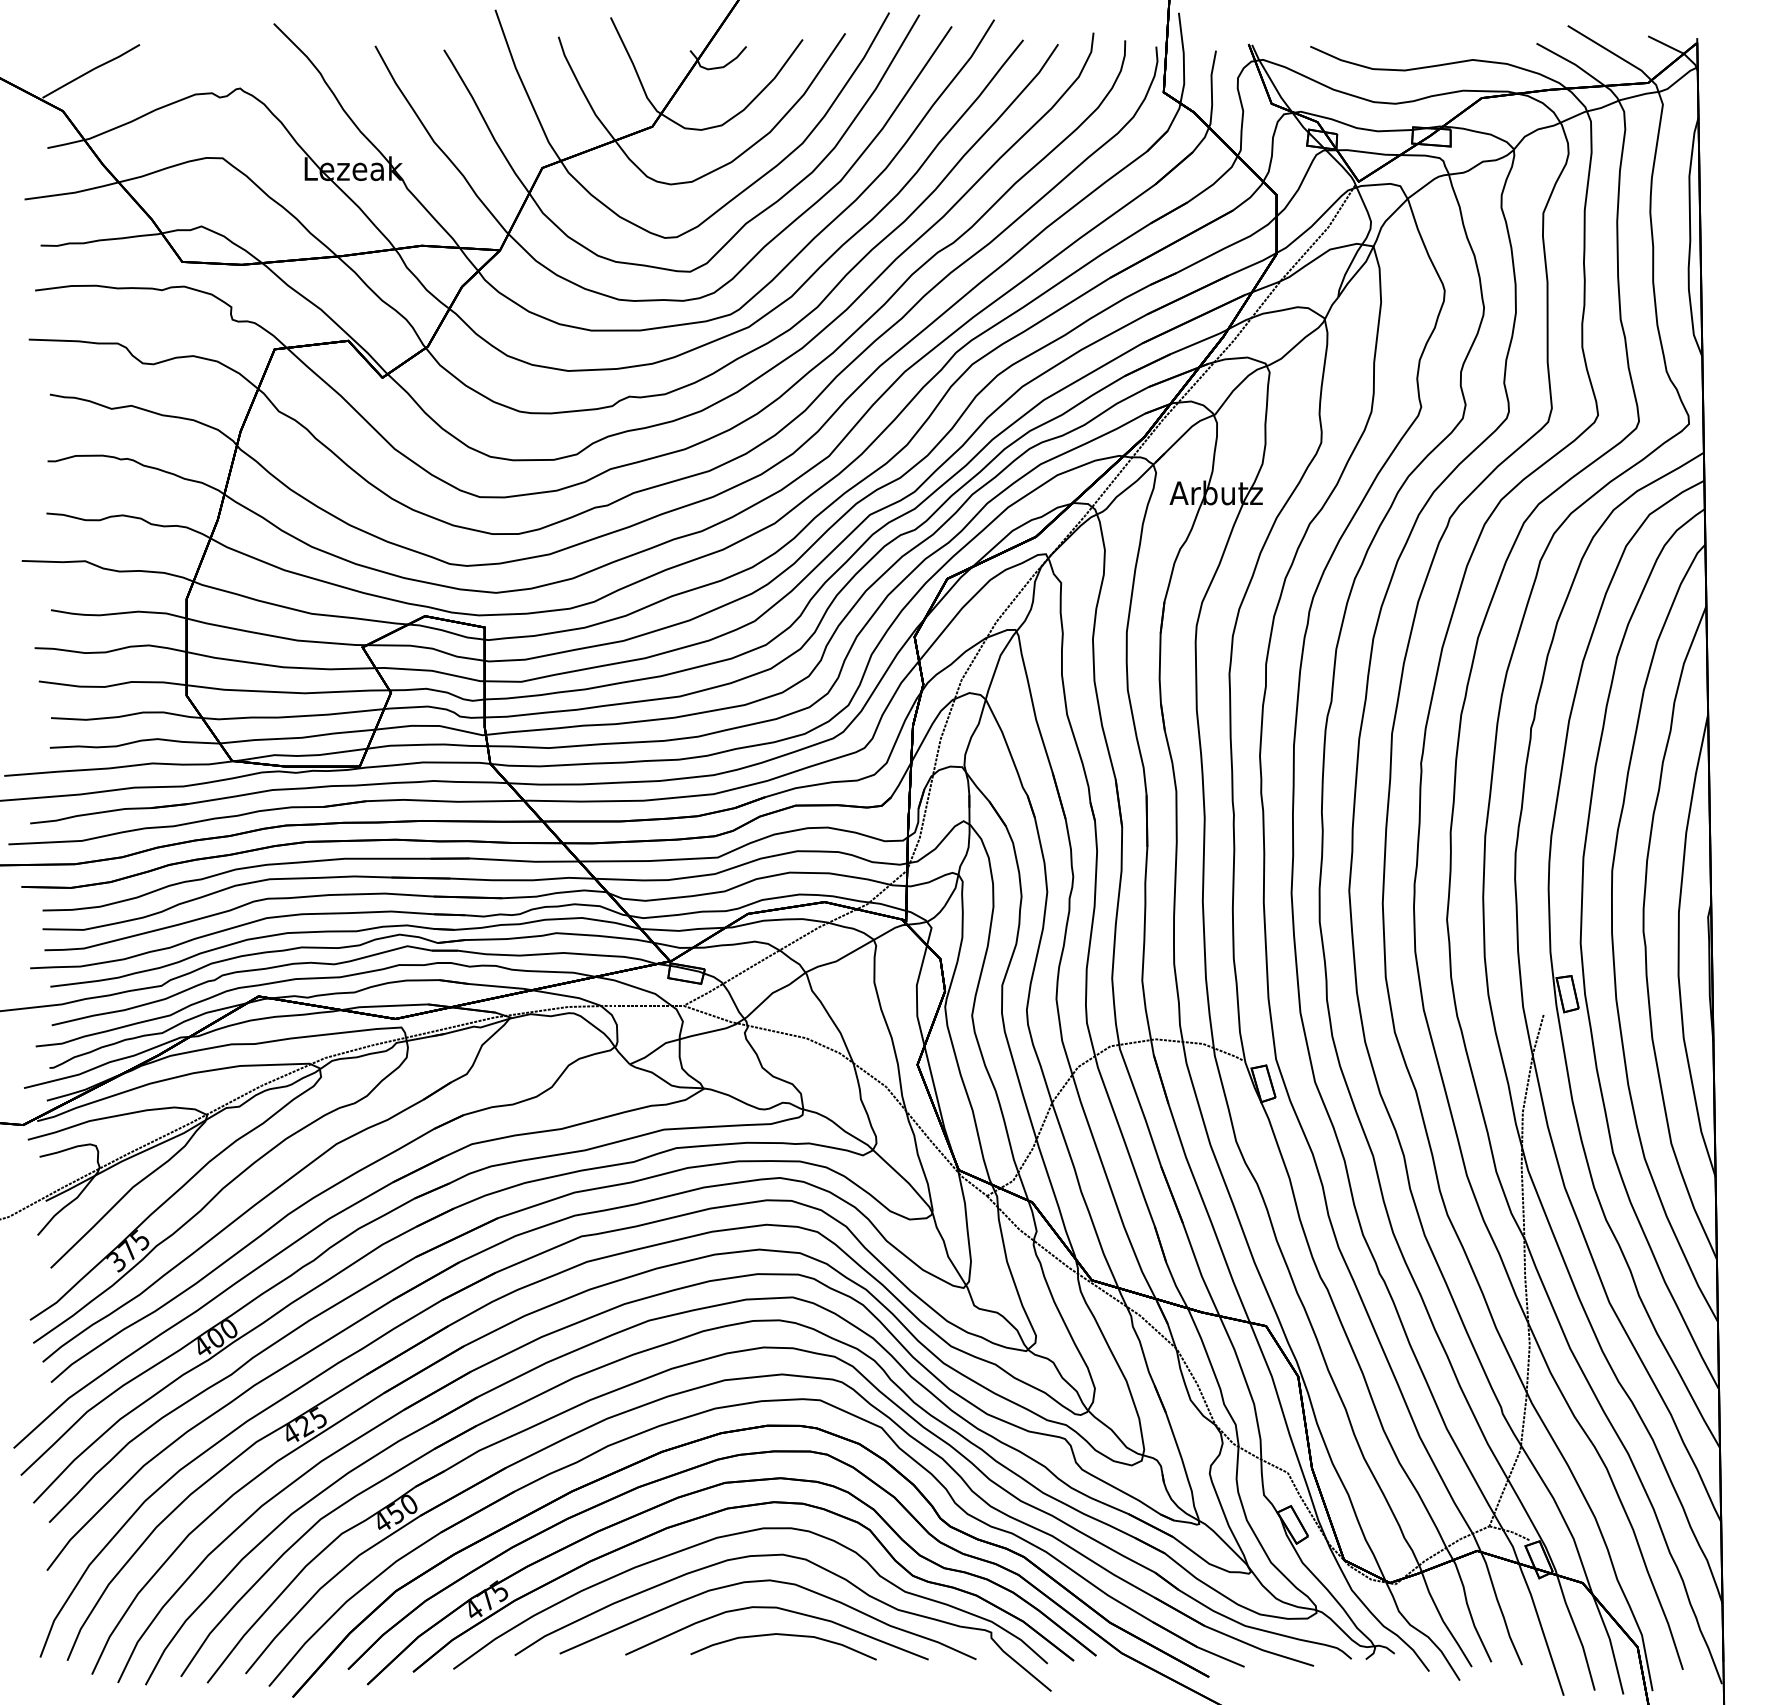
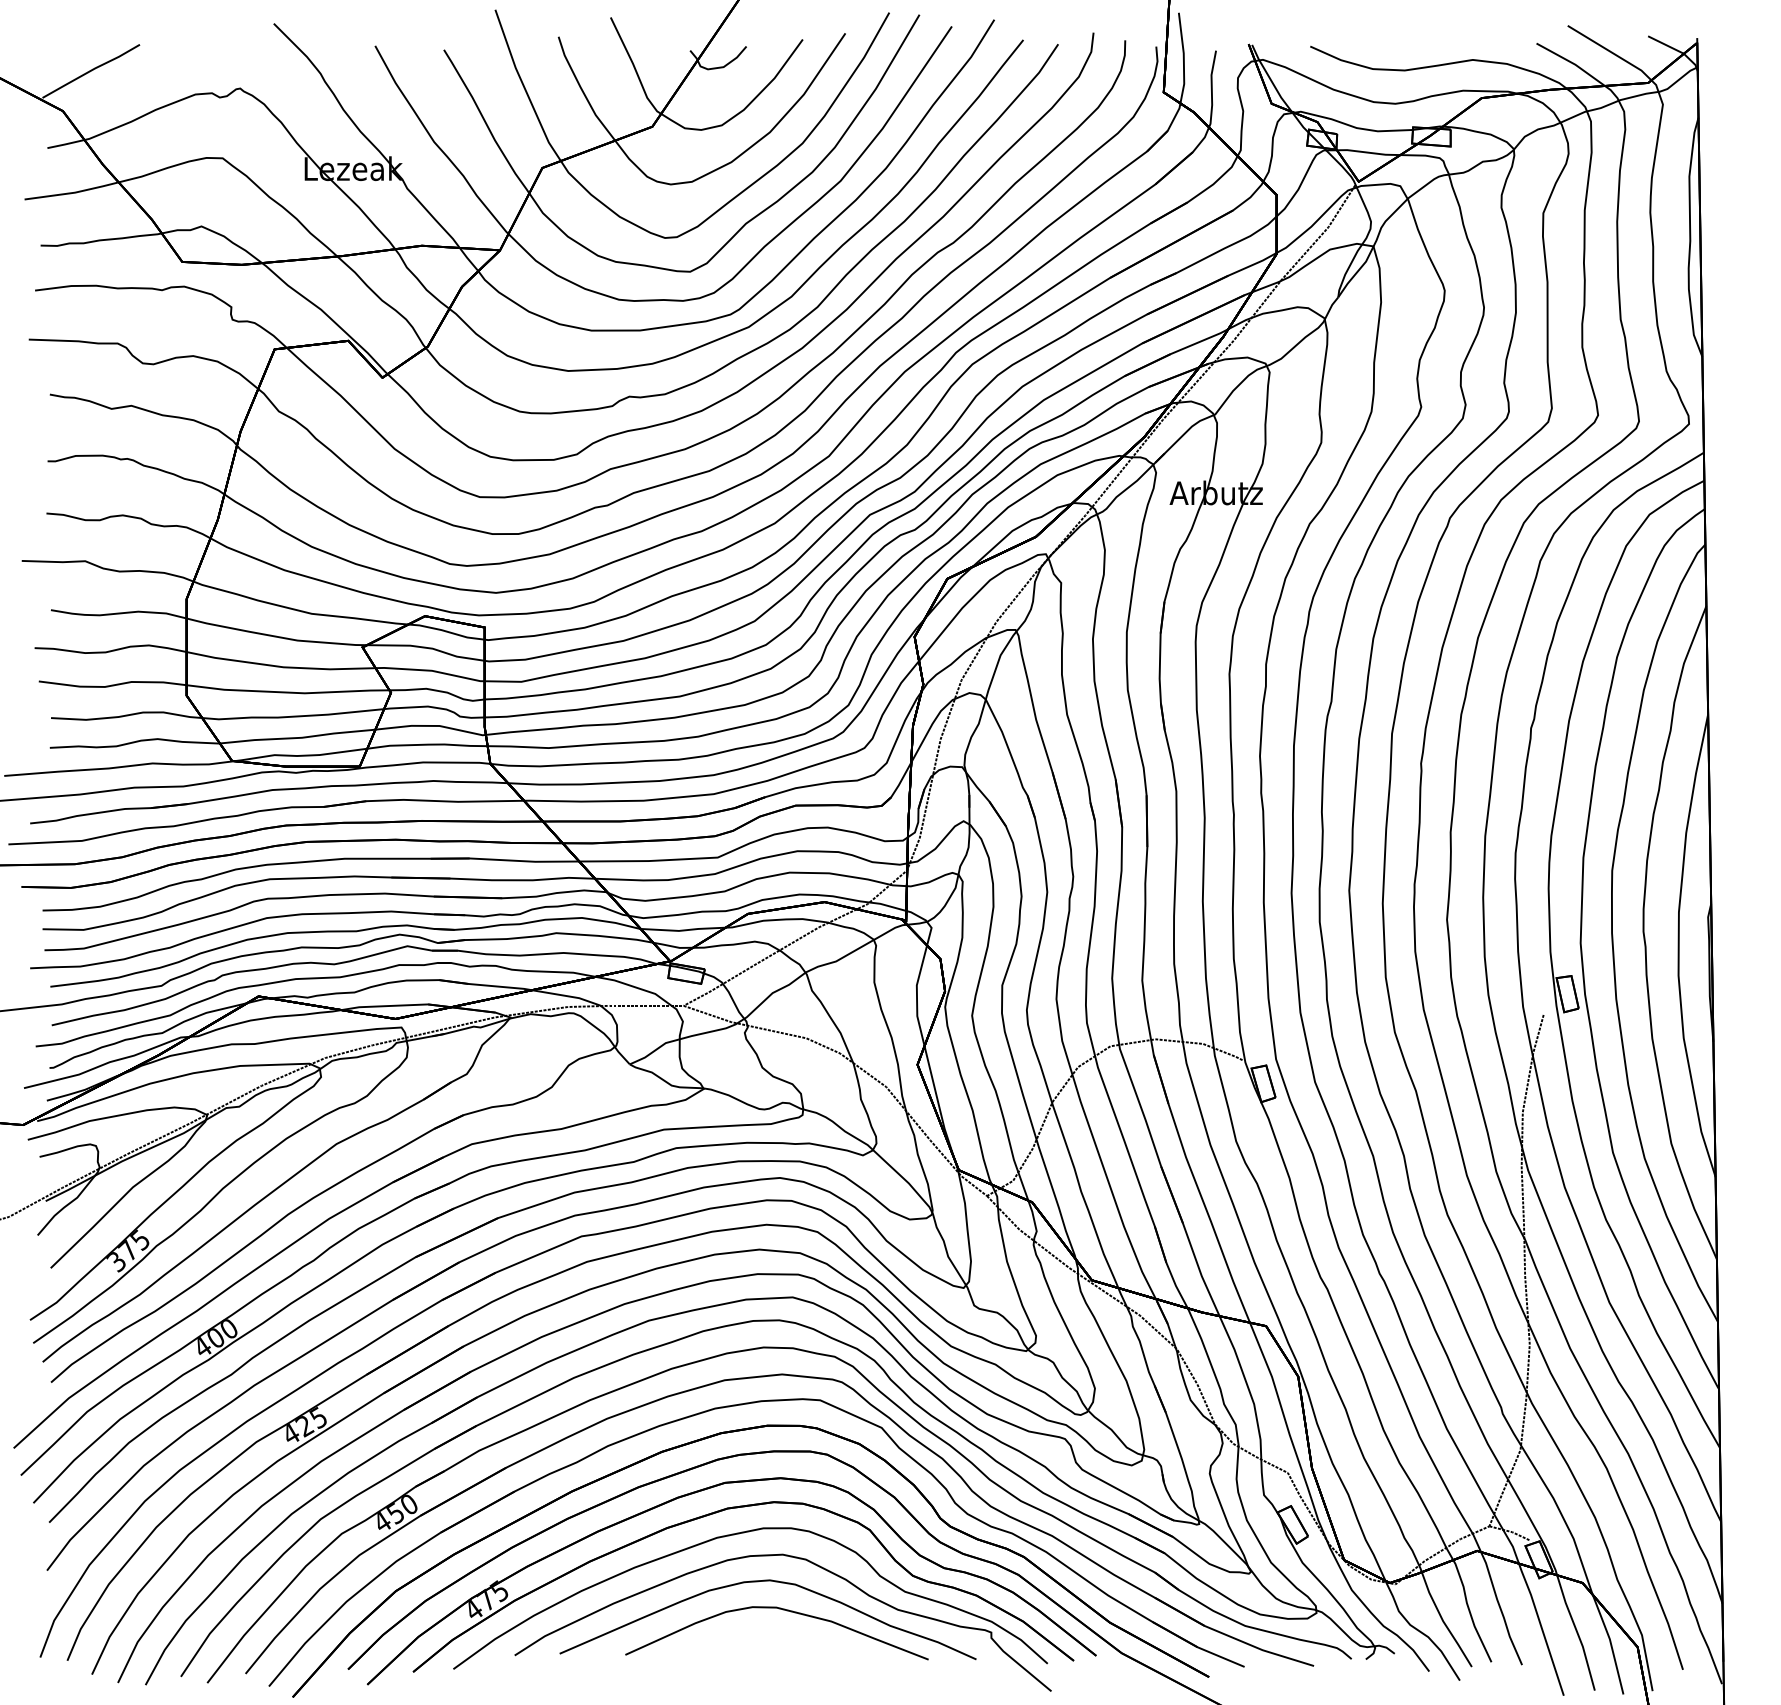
part: present -> none (783, 1635)
